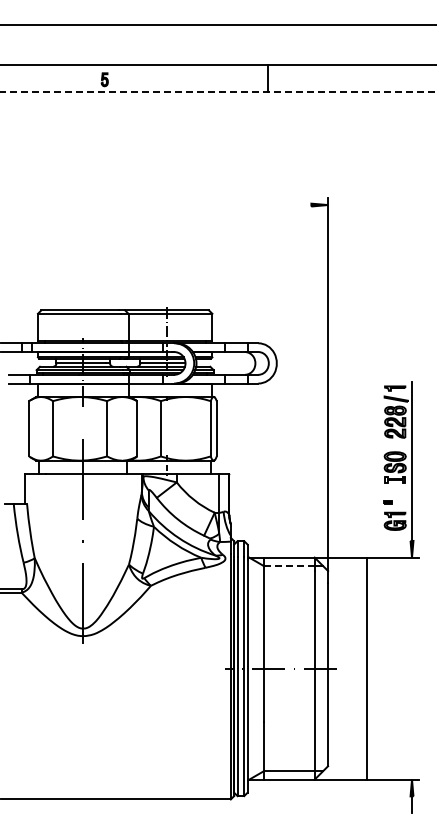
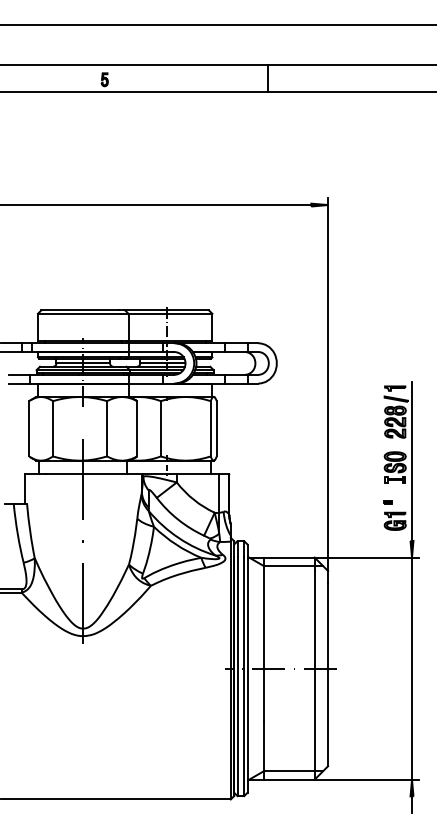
line: dashed -> solid (218, 91)
line: none -> present (156, 205)
line: dashed -> solid (290, 566)
line position: (367, 668) -> (412, 668) (412, 668)
